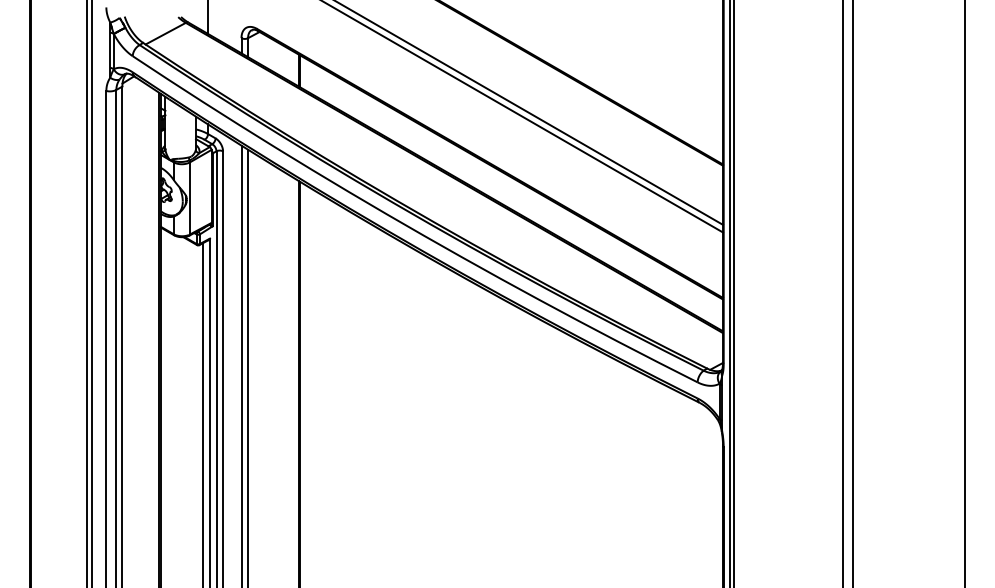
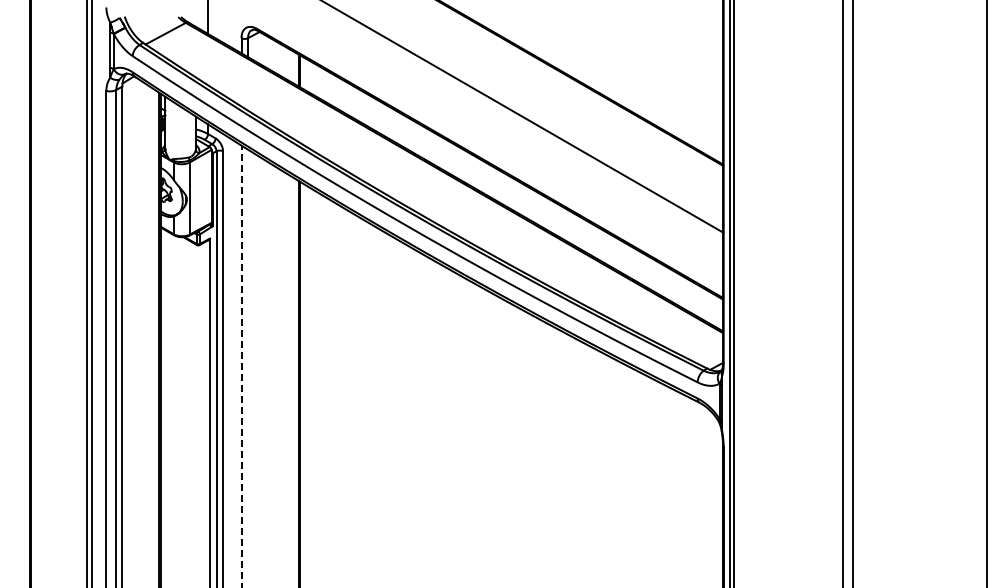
line: present -> none (530, 113)
line position: (965, 293) -> (987, 293) (987, 293)
line: solid -> dashed (241, 366)
line: present -> none (248, 366)
line: present -> none (203, 413)
